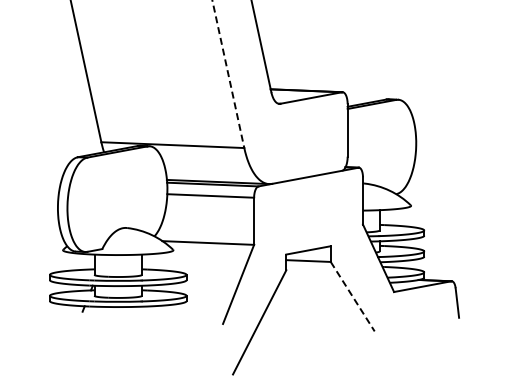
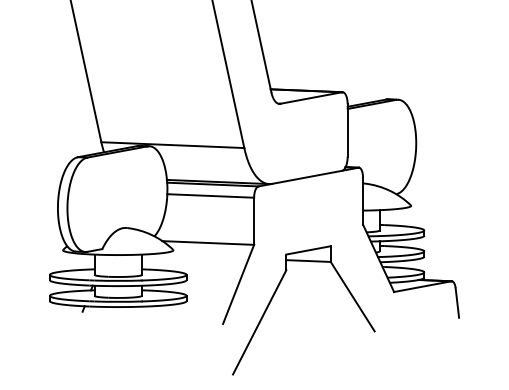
line: dashed -> solid (228, 74)
line: dashed -> solid (353, 297)
